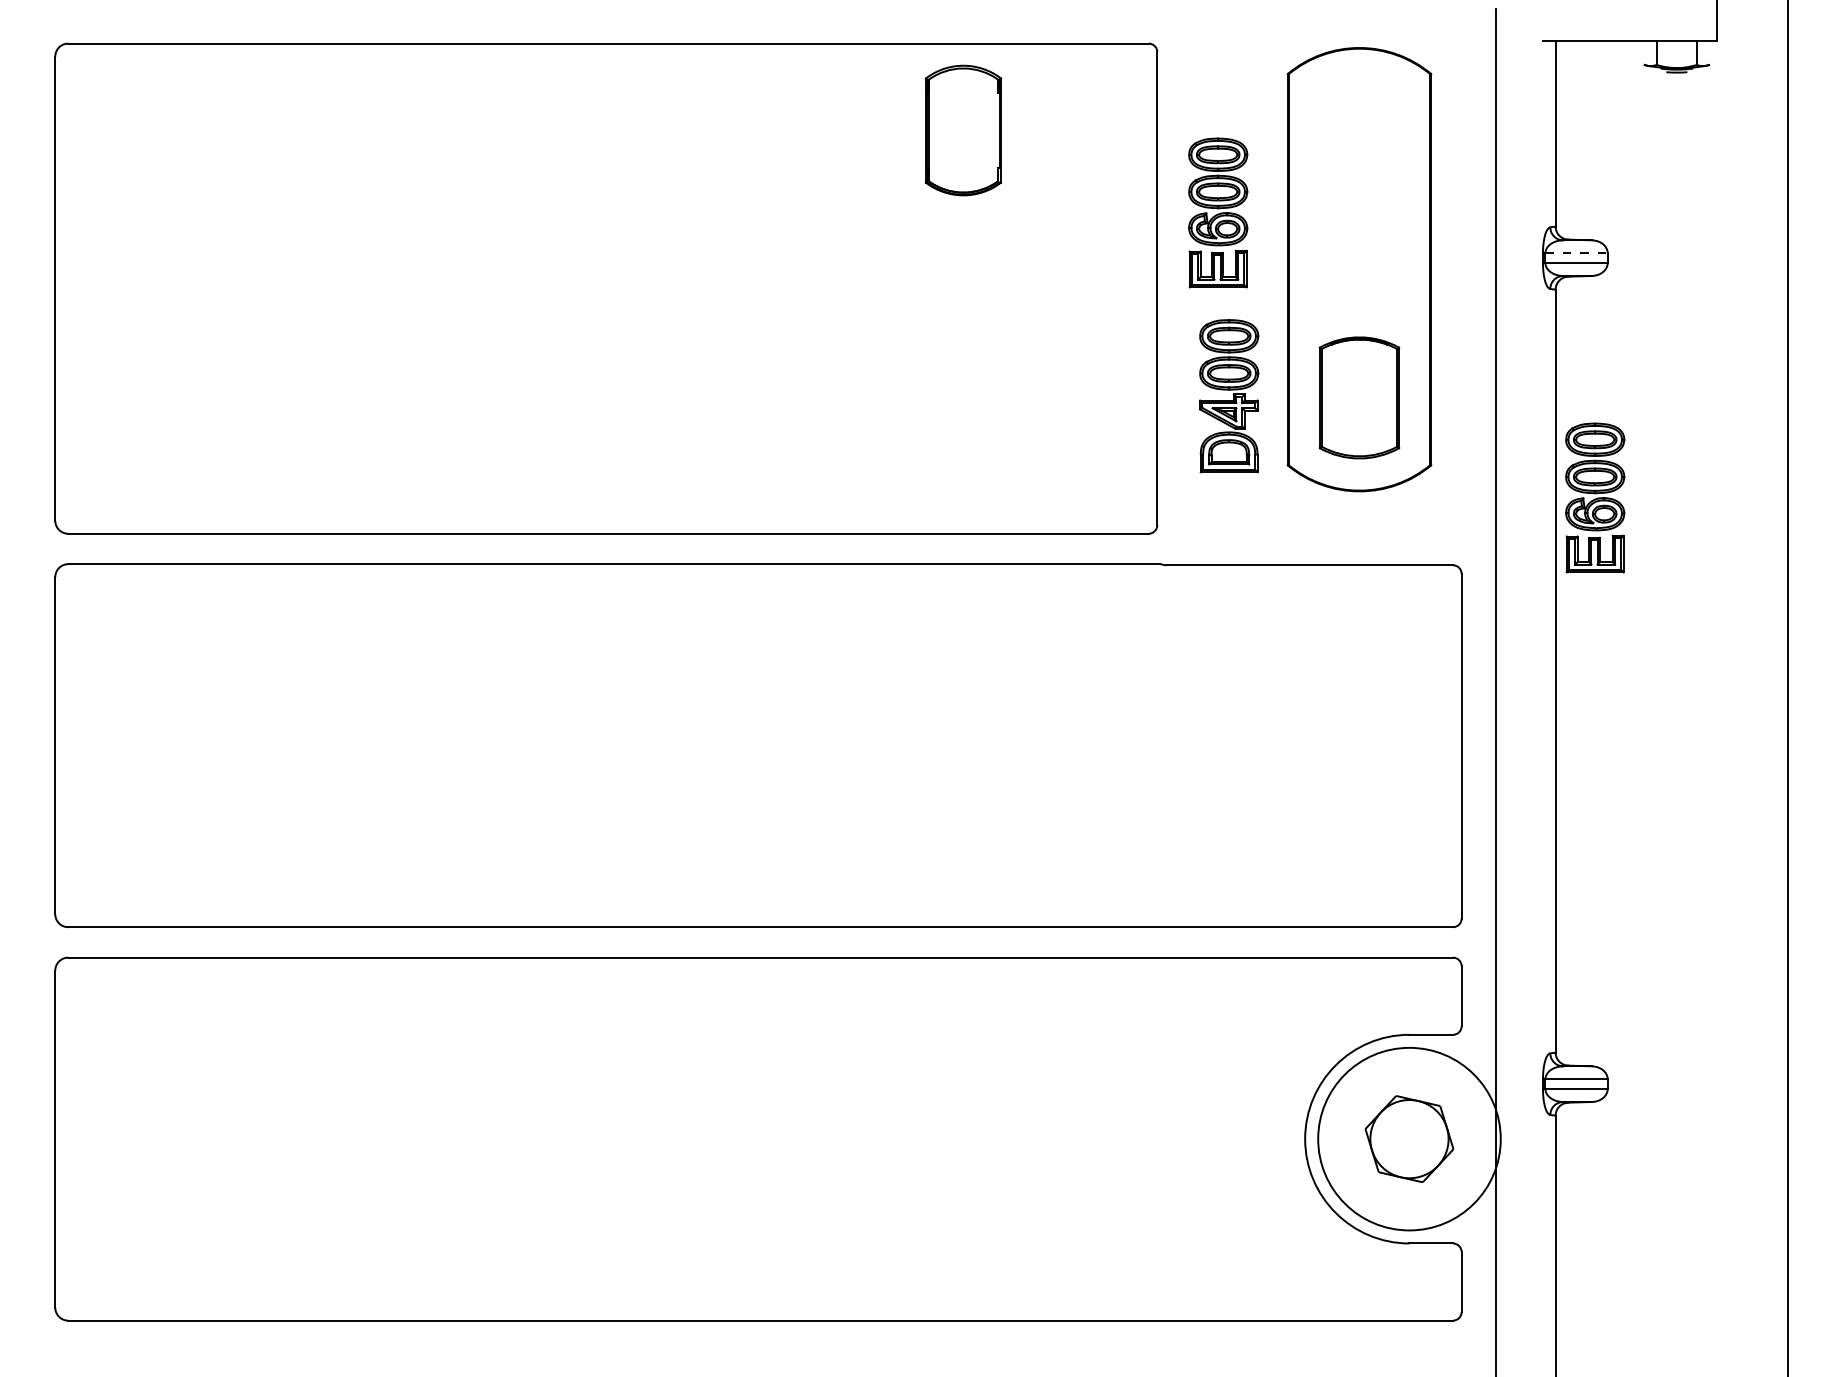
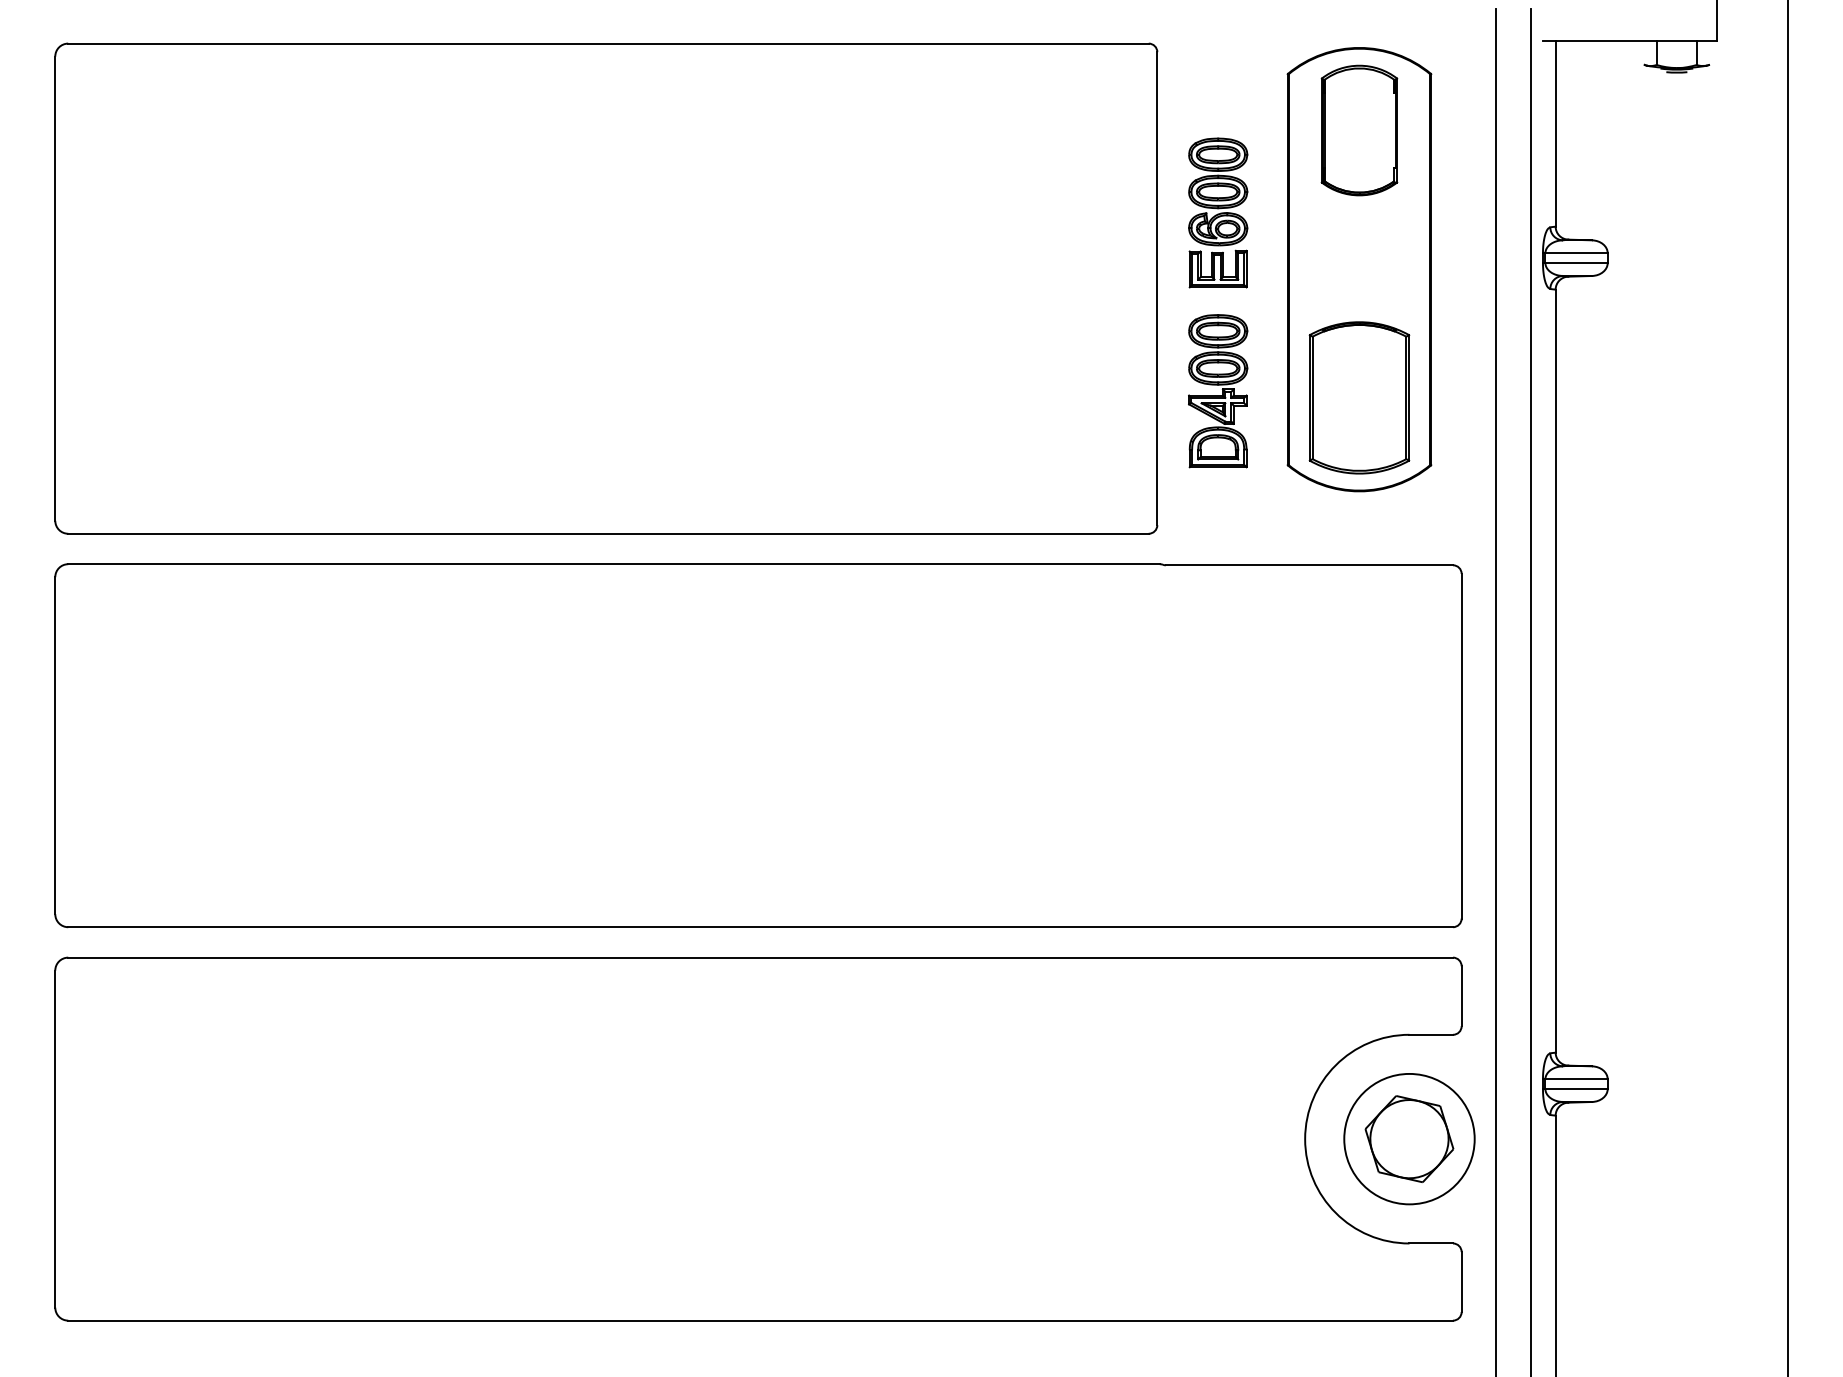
part position: (963, 130) -> (1359, 130) (1359, 130)
line: dashed -> solid (1577, 253)
part position: (1229, 396) -> (1218, 391) (1218, 391)
part size: 83x124 px -> 103x154 px (1359, 397)
part: present -> none (1595, 497)
line: none -> present (1531, 690)
circle diameter: 183 px -> 130 px (1409, 1138)
